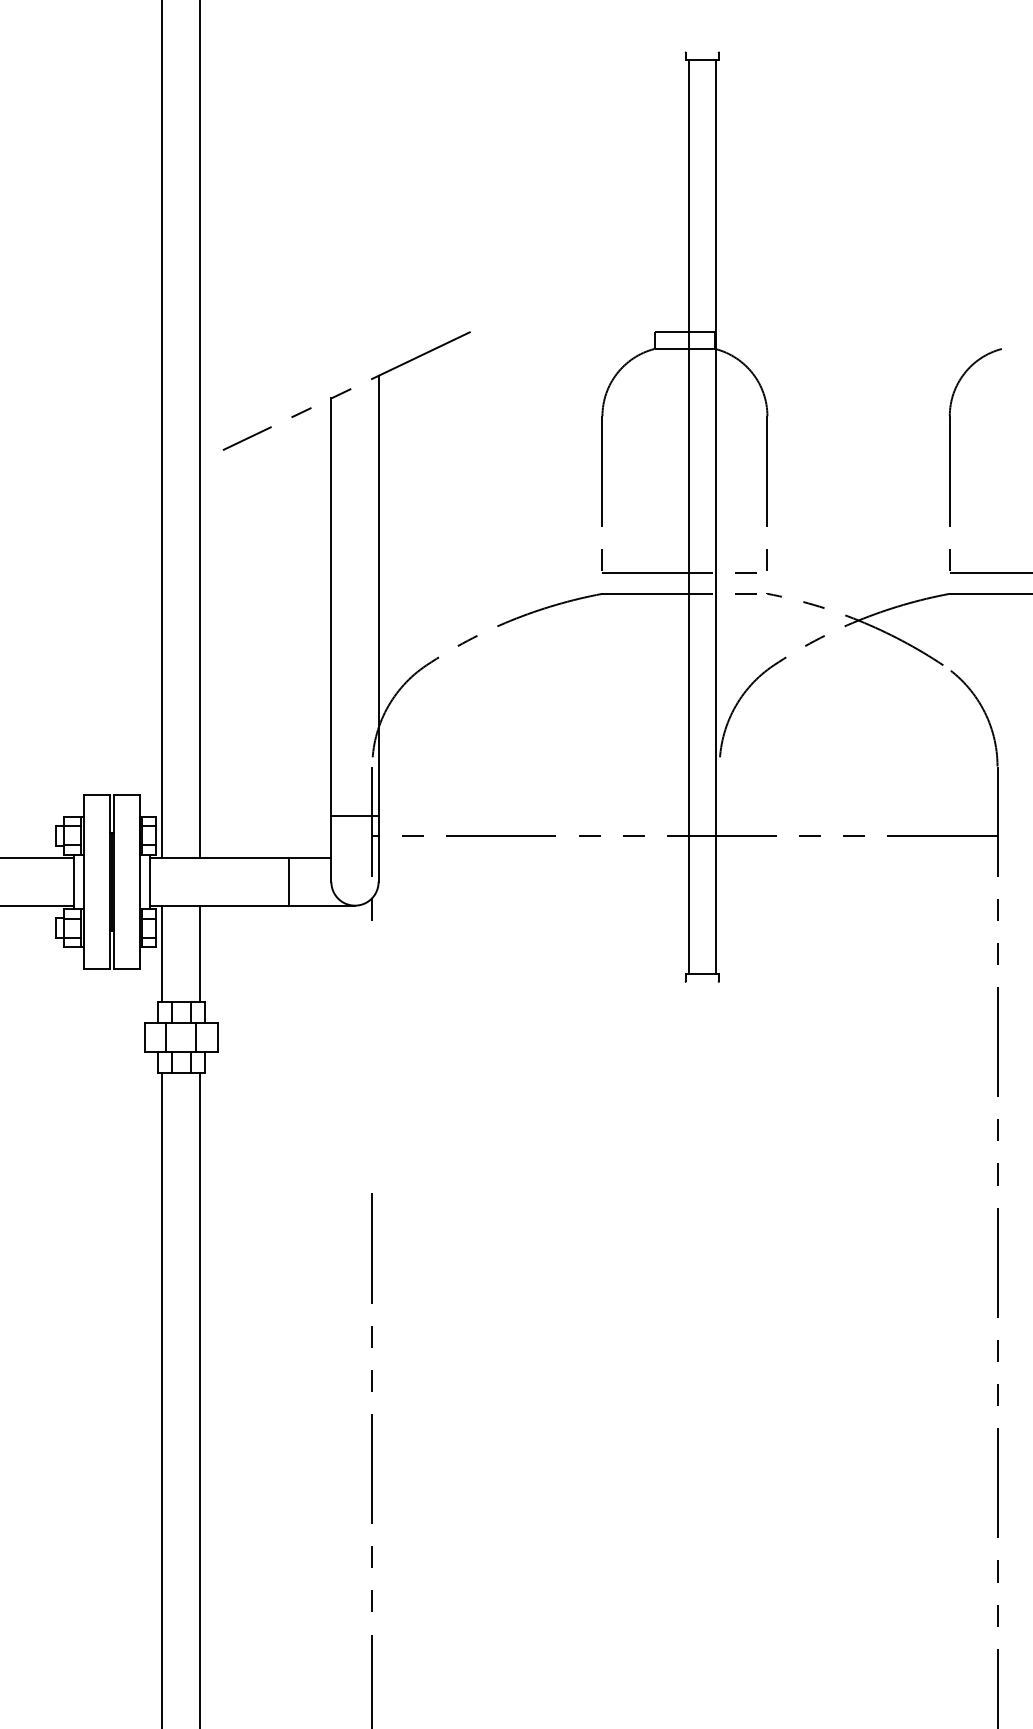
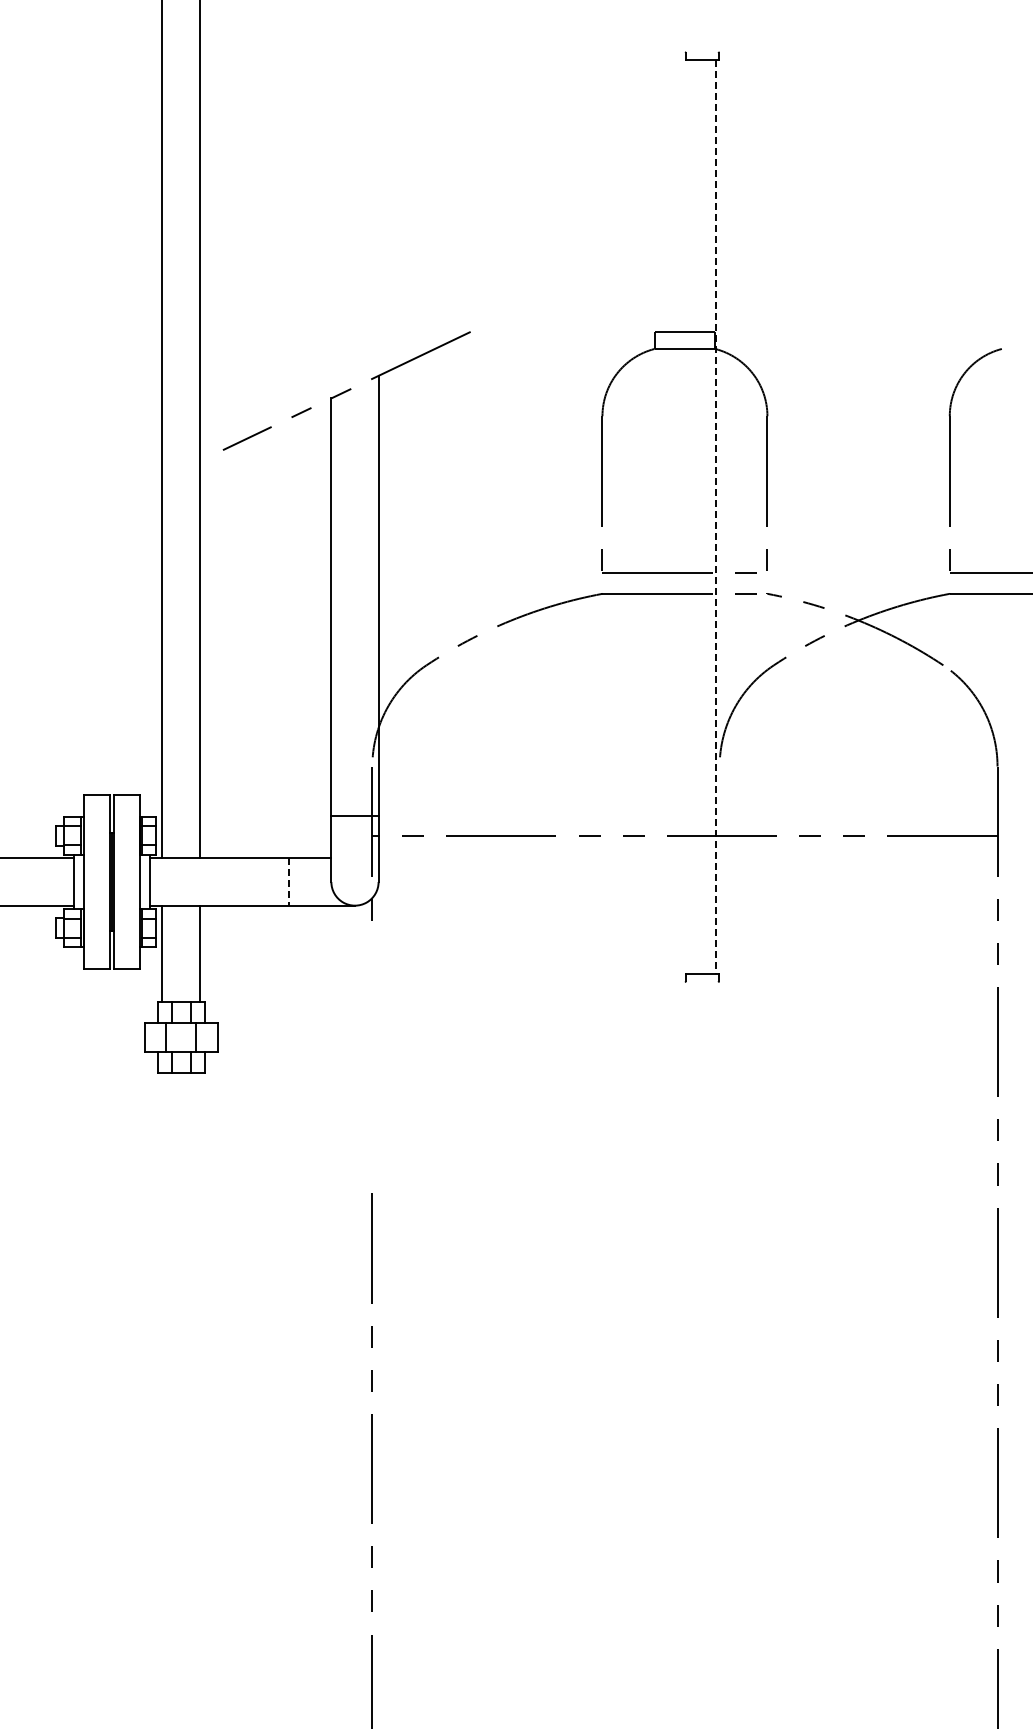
line: present -> none (688, 516)
line: solid -> dashed (715, 517)
line: solid -> dashed (288, 882)
line: present -> none (162, 1399)
line: present -> none (200, 1399)
